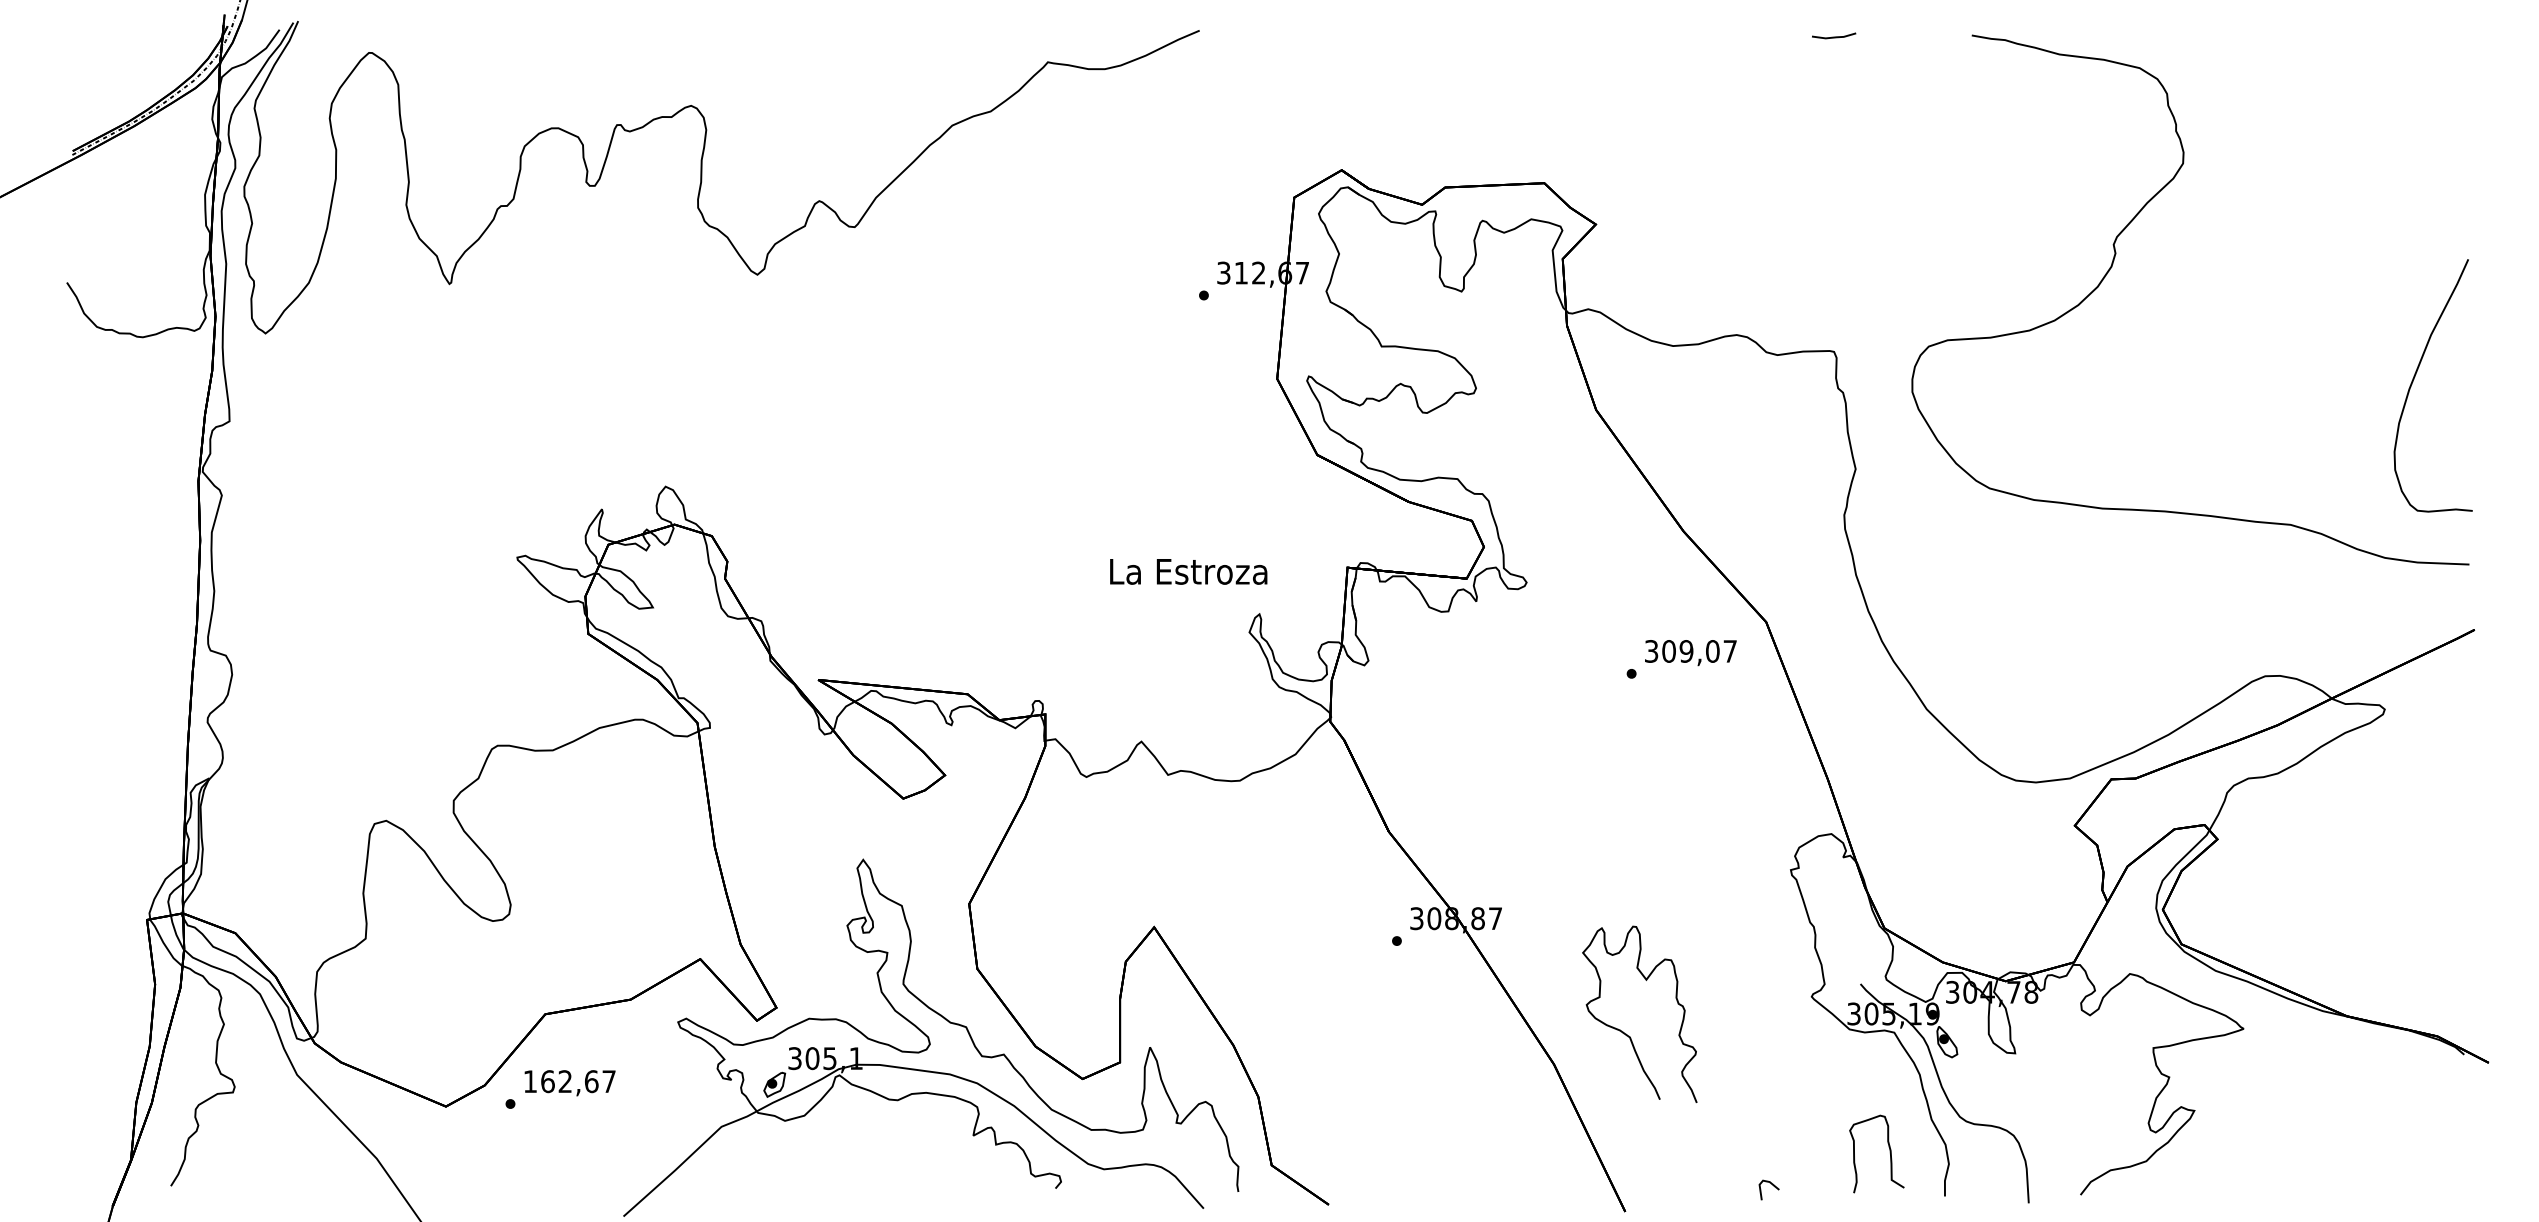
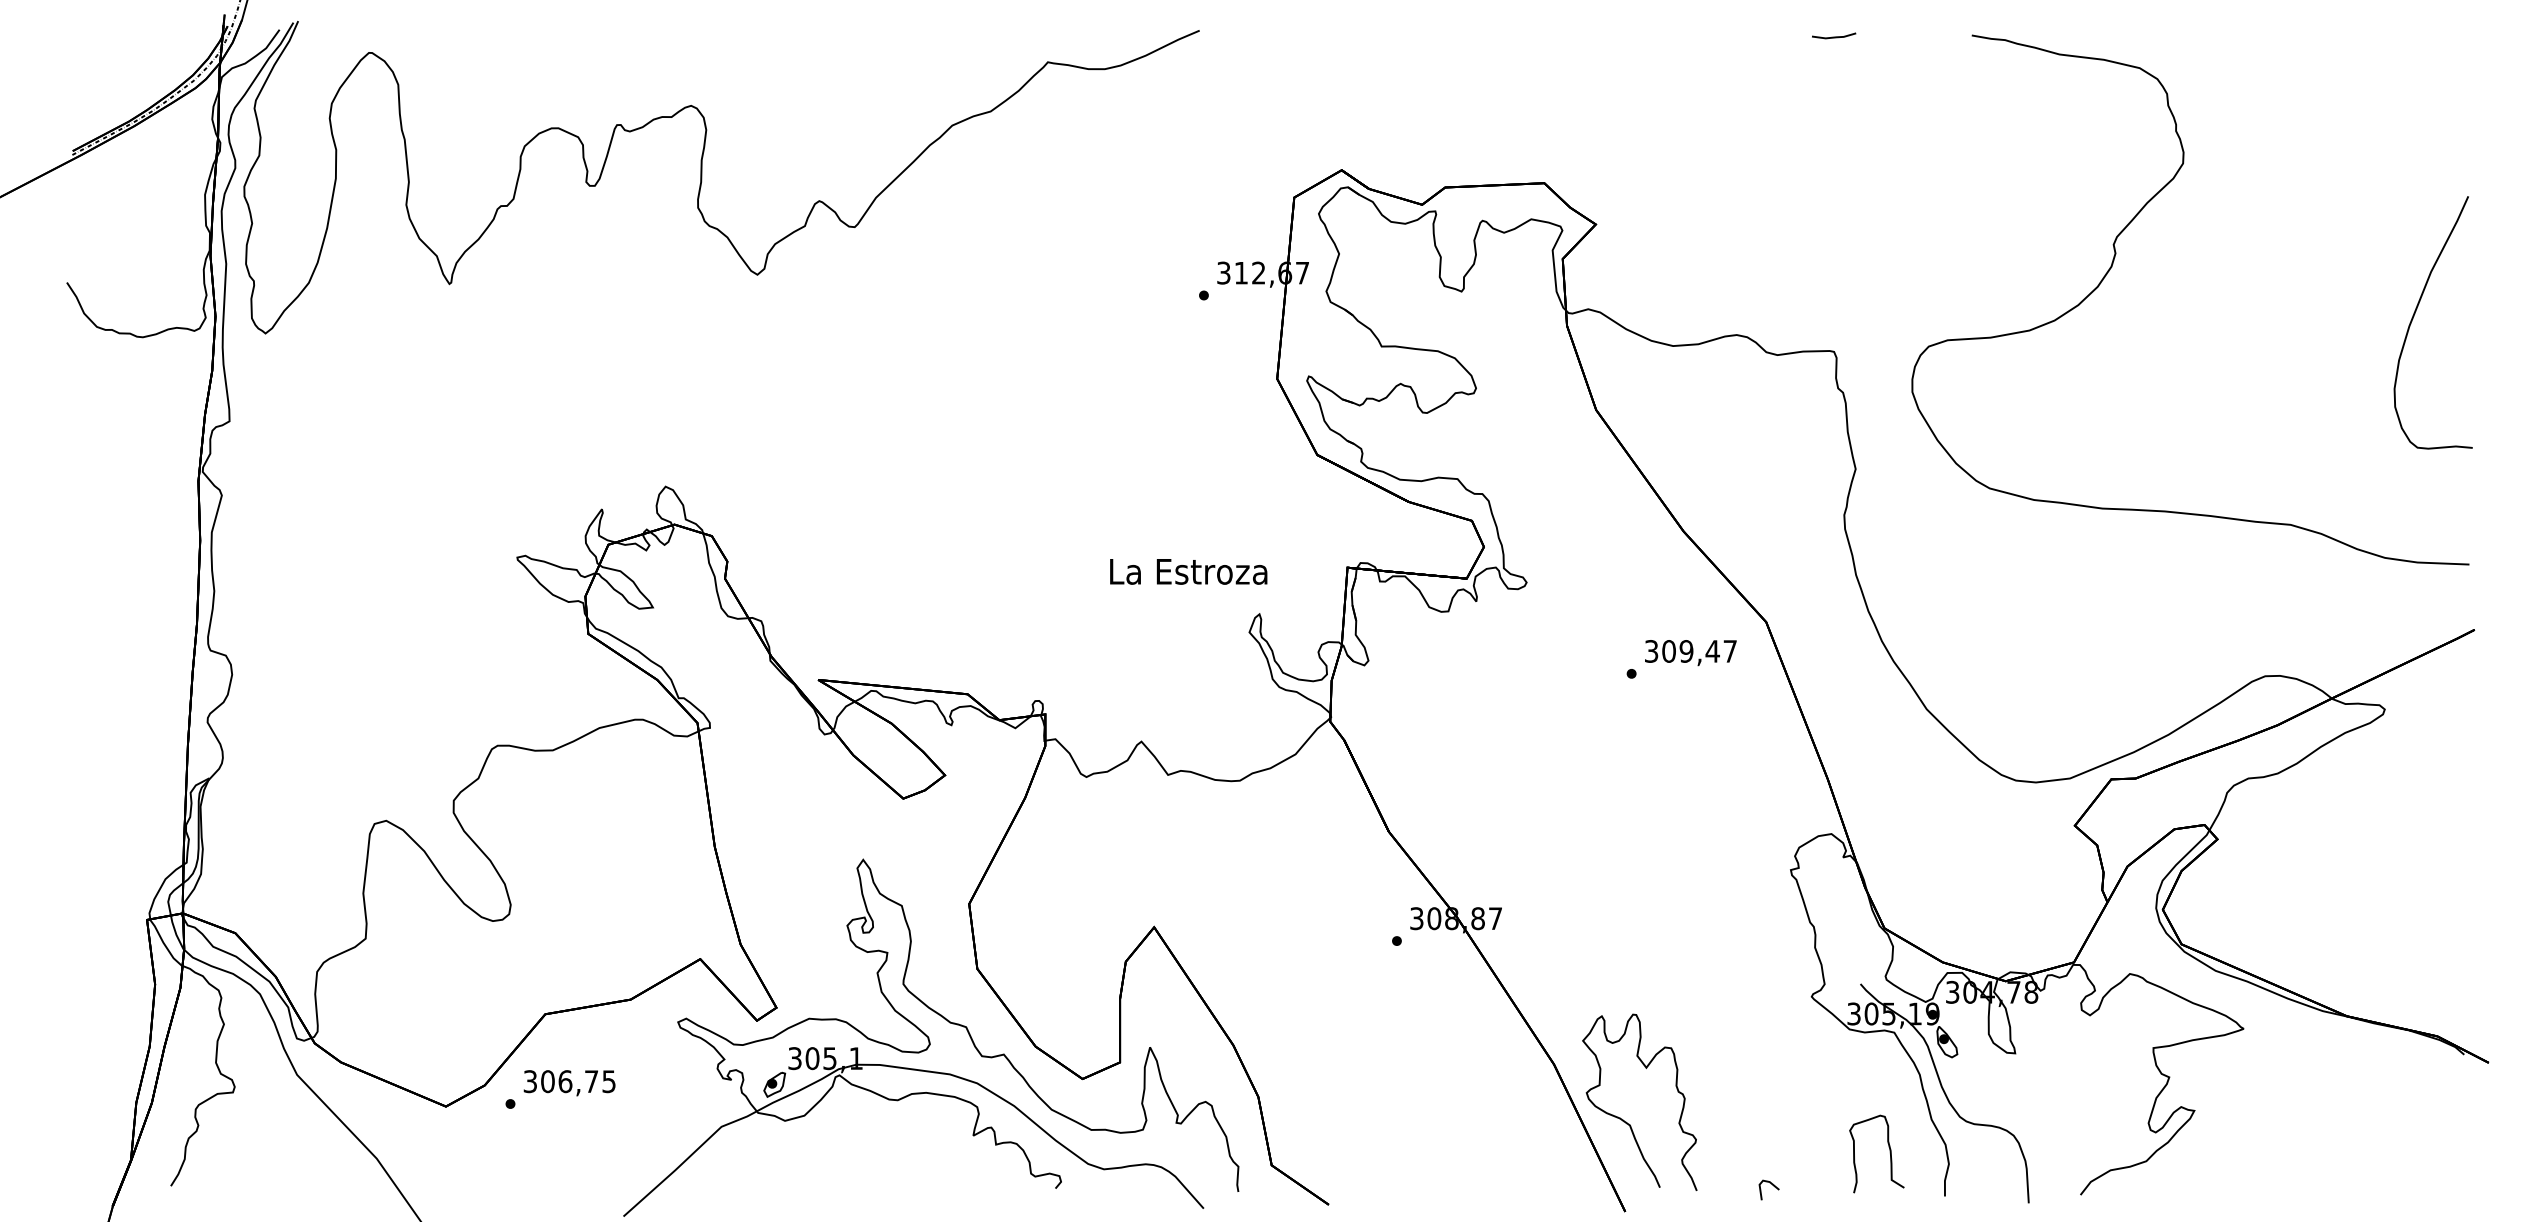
curve position: (2415, 377) -> (2415, 314) (2415, 314)
text: 309,07 -> 309,47 (1712, 651)
curve position: (1626, 1033) -> (1626, 1121) (1626, 1121)
text: 162,67 -> 306,75 (569, 1081)
